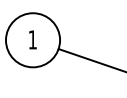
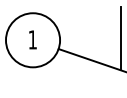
line: none -> present (120, 37)
